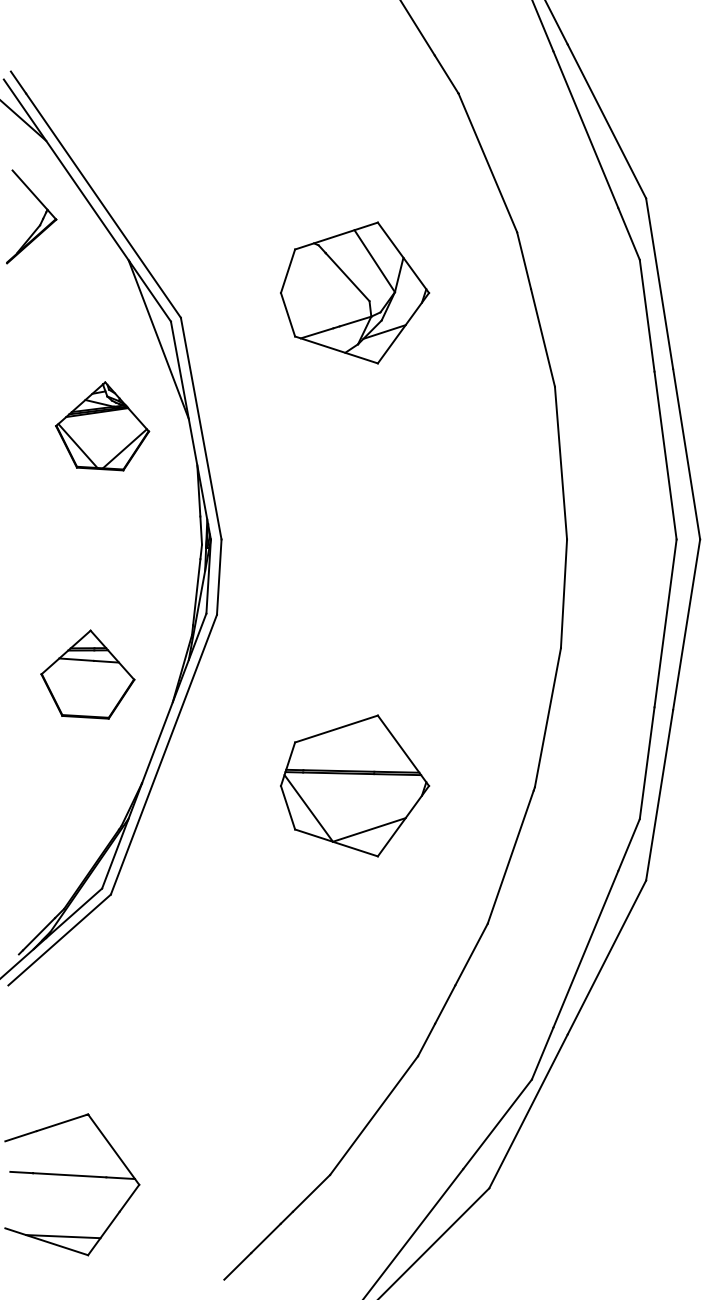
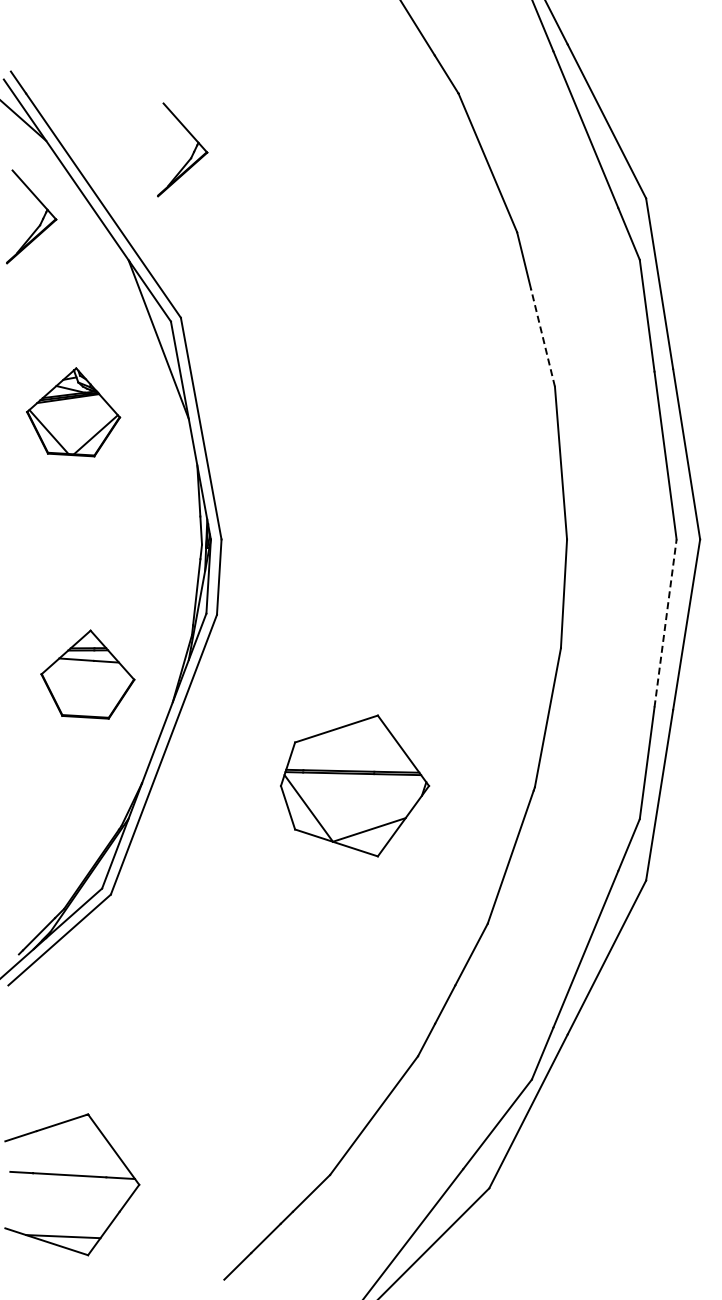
part: none -> present (191, 154)
part: present -> none (355, 292)
line: solid -> dashed (542, 337)
part position: (102, 426) -> (73, 412) (73, 412)
line: solid -> dashed (665, 623)
